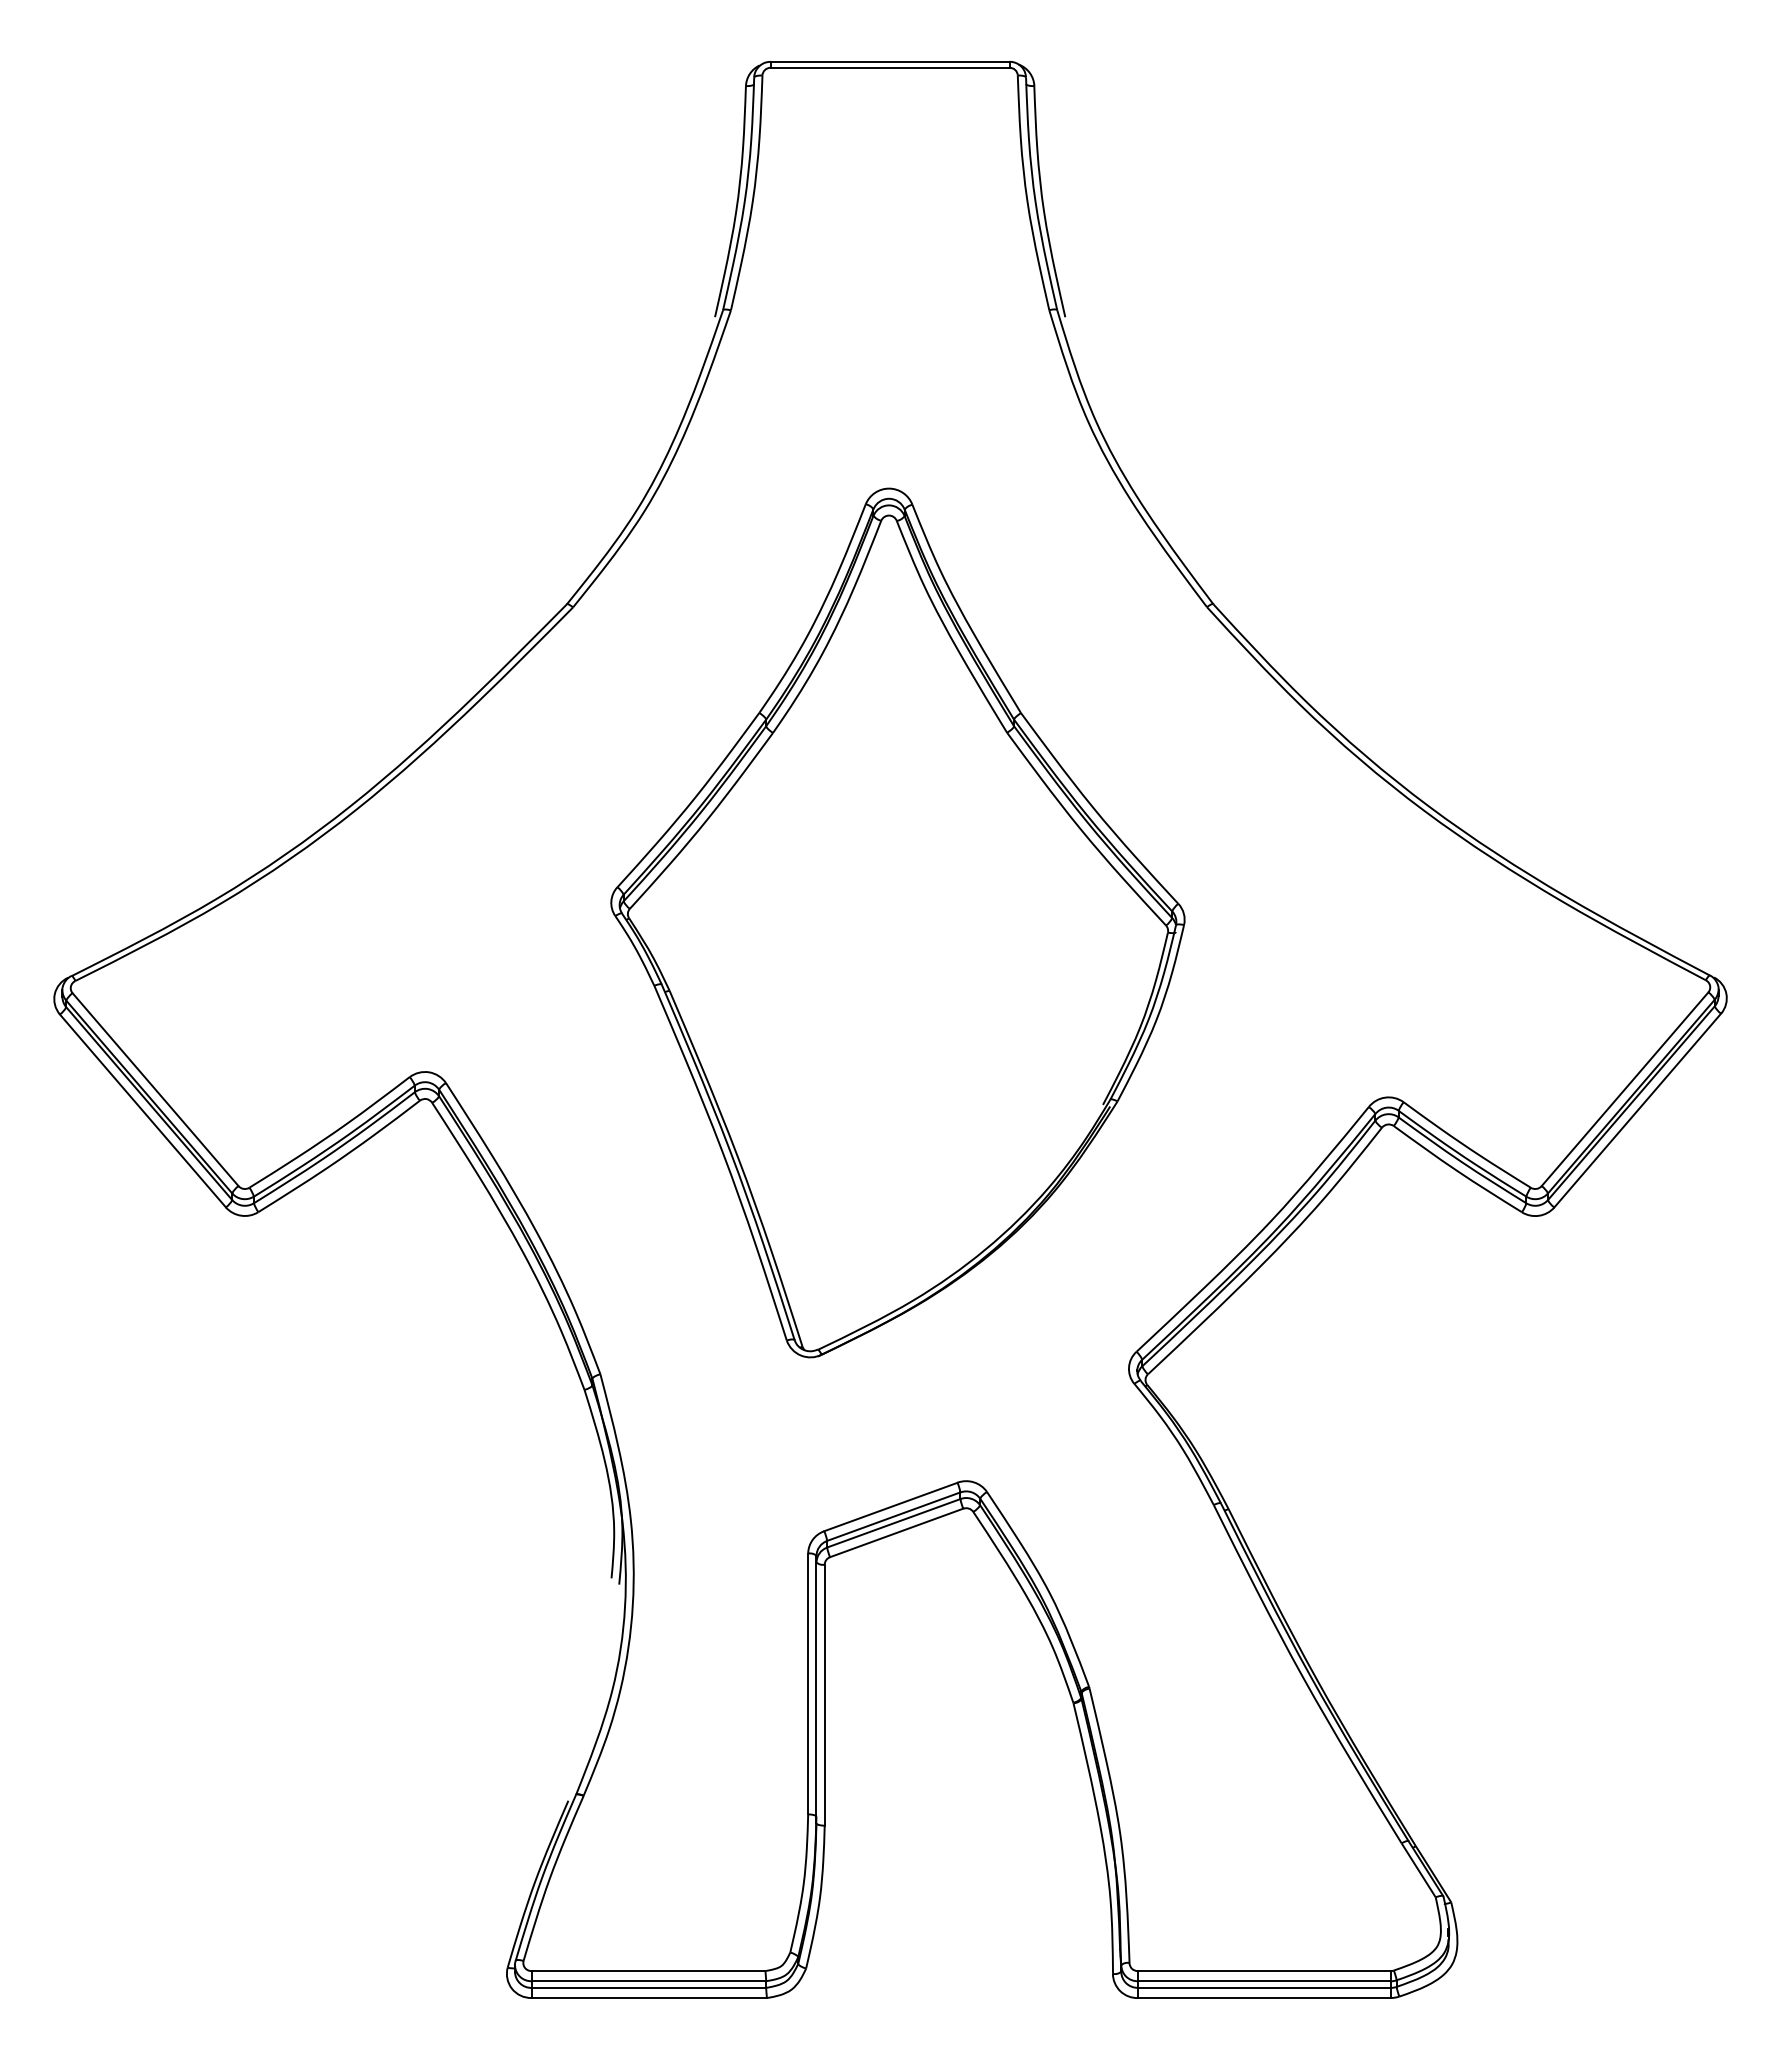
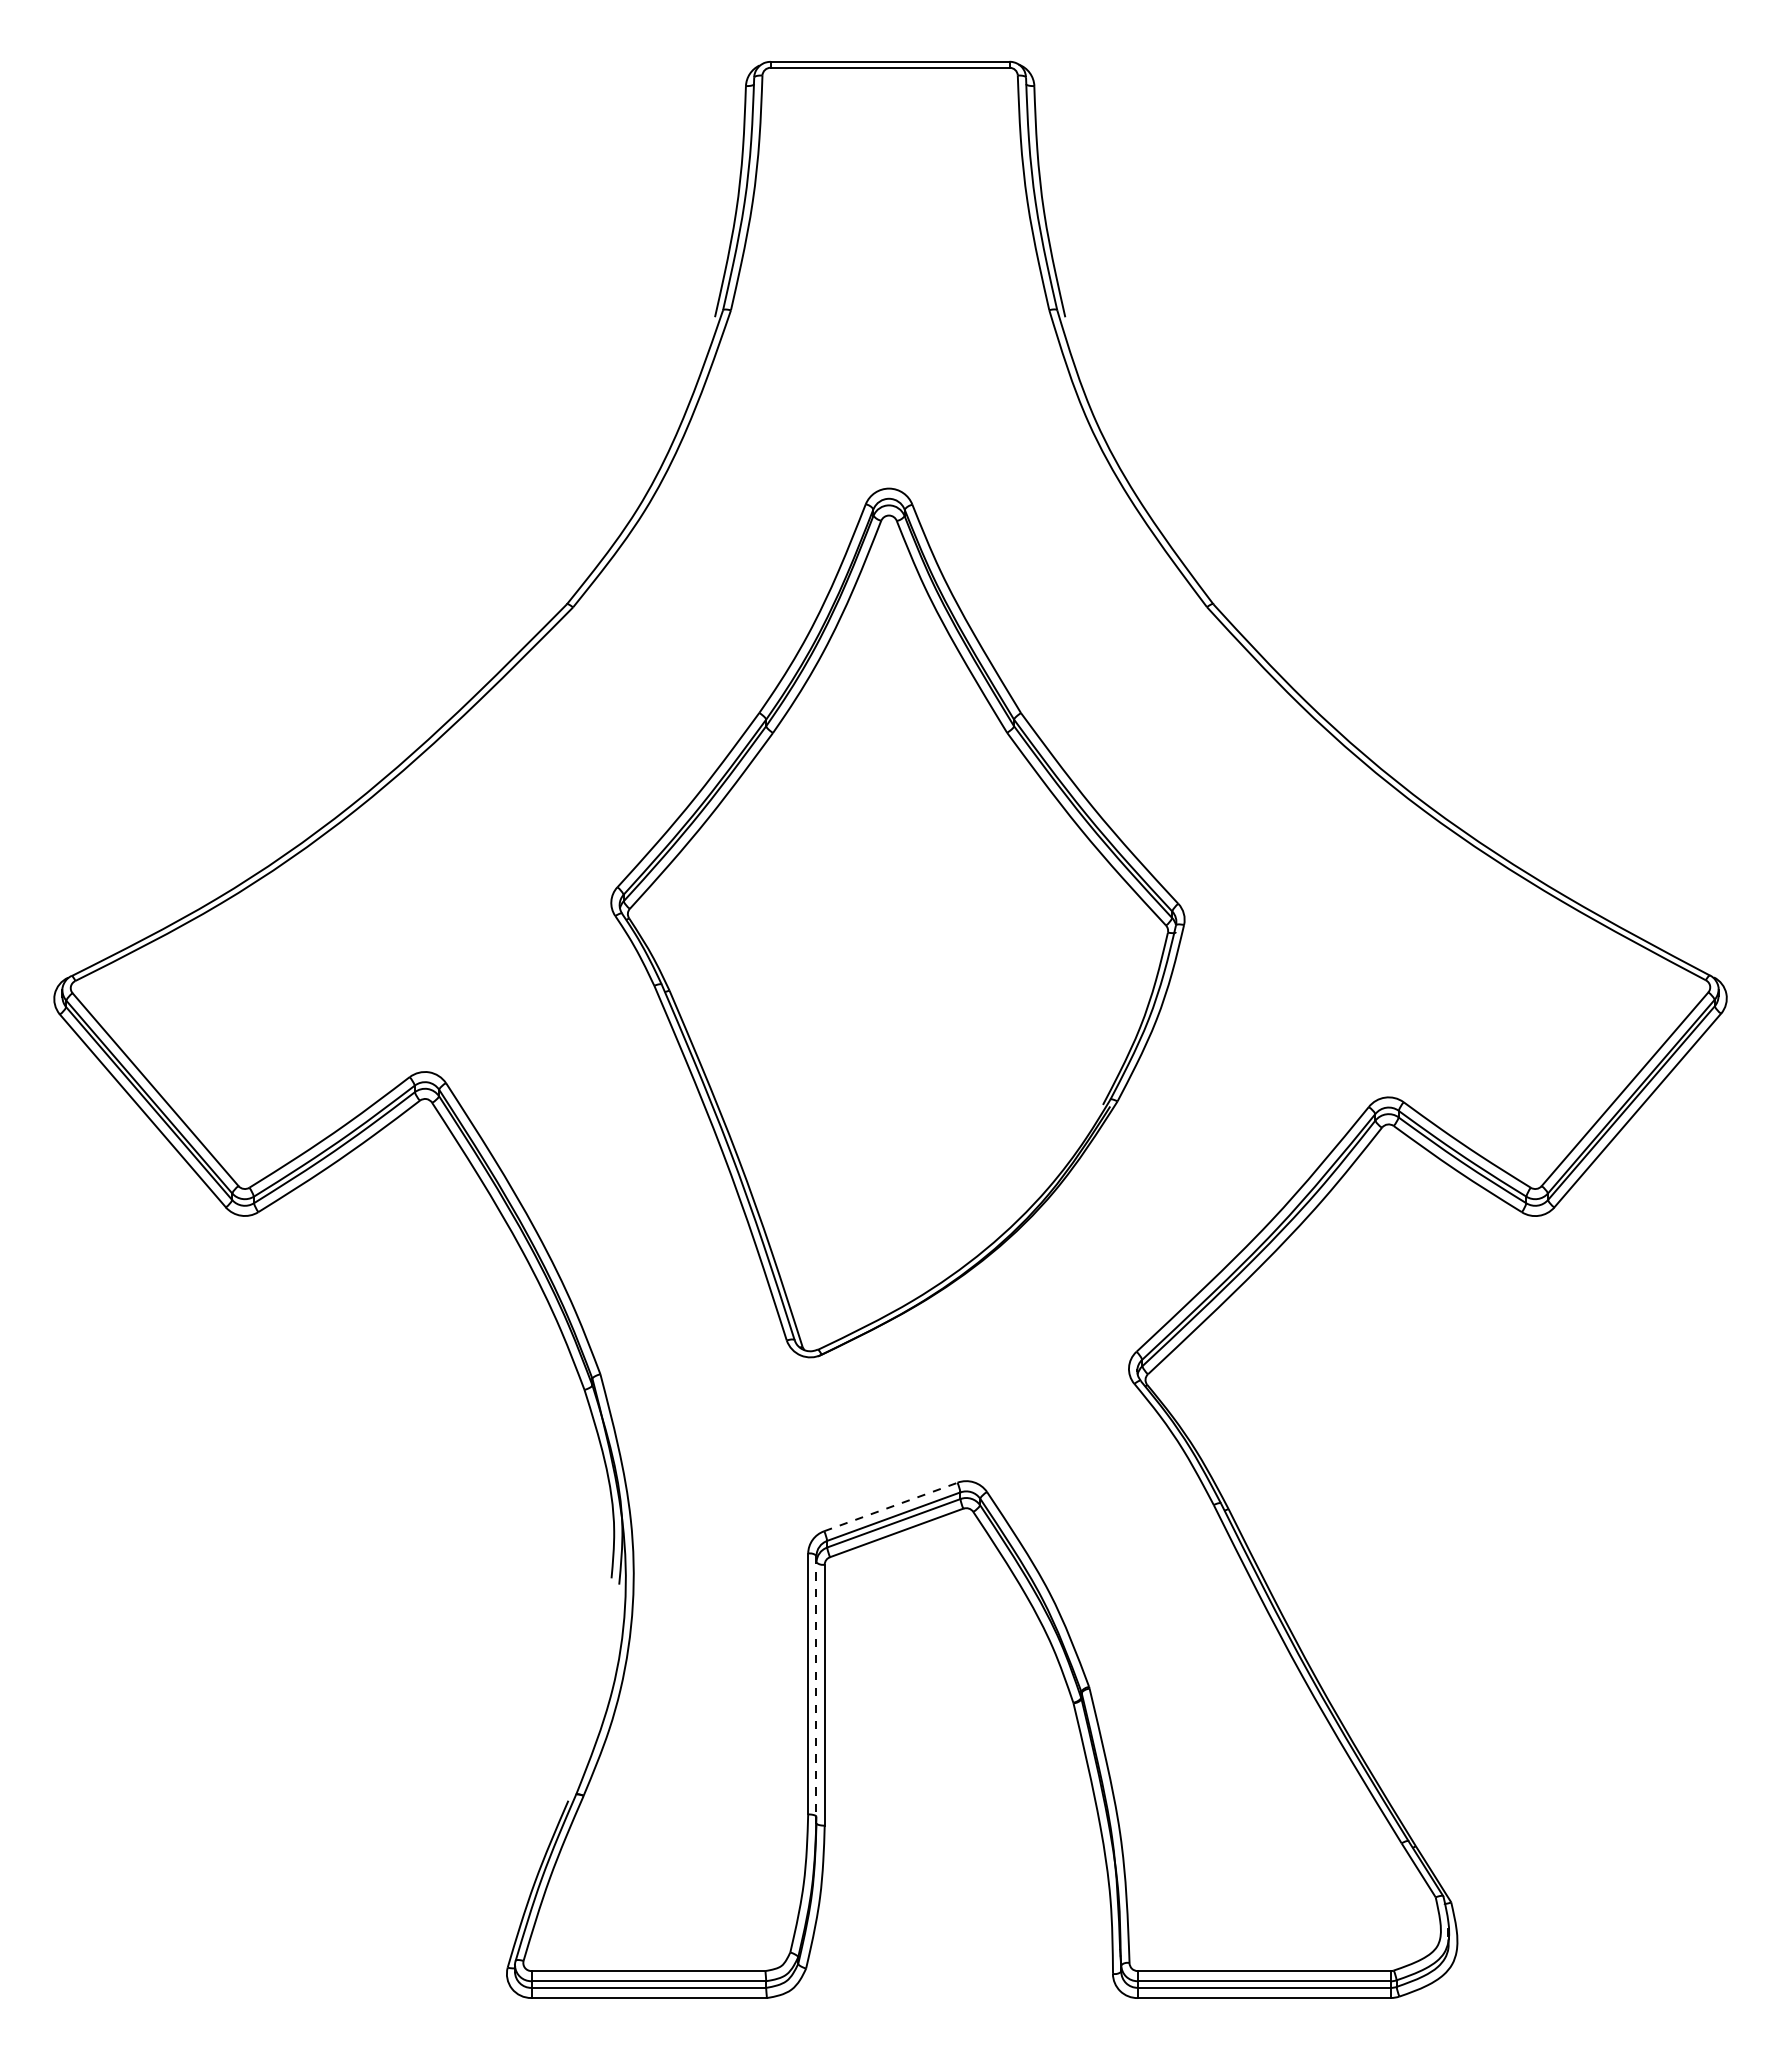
line: solid -> dashed (890, 1507)
line: solid -> dashed (816, 1686)
